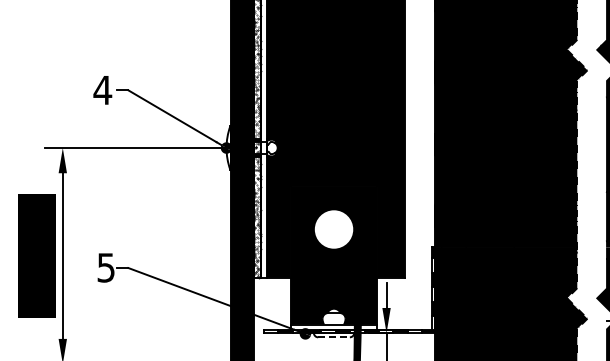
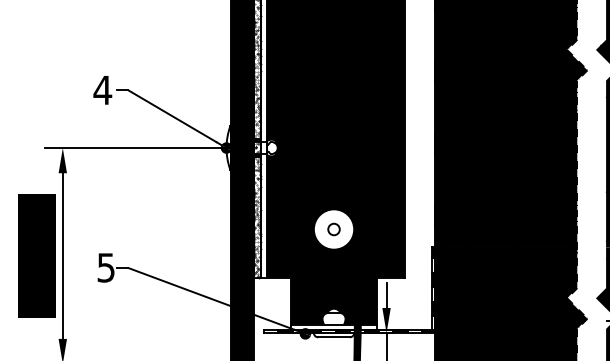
circle: none -> present (333, 229)
line: dashed -> solid (334, 337)
